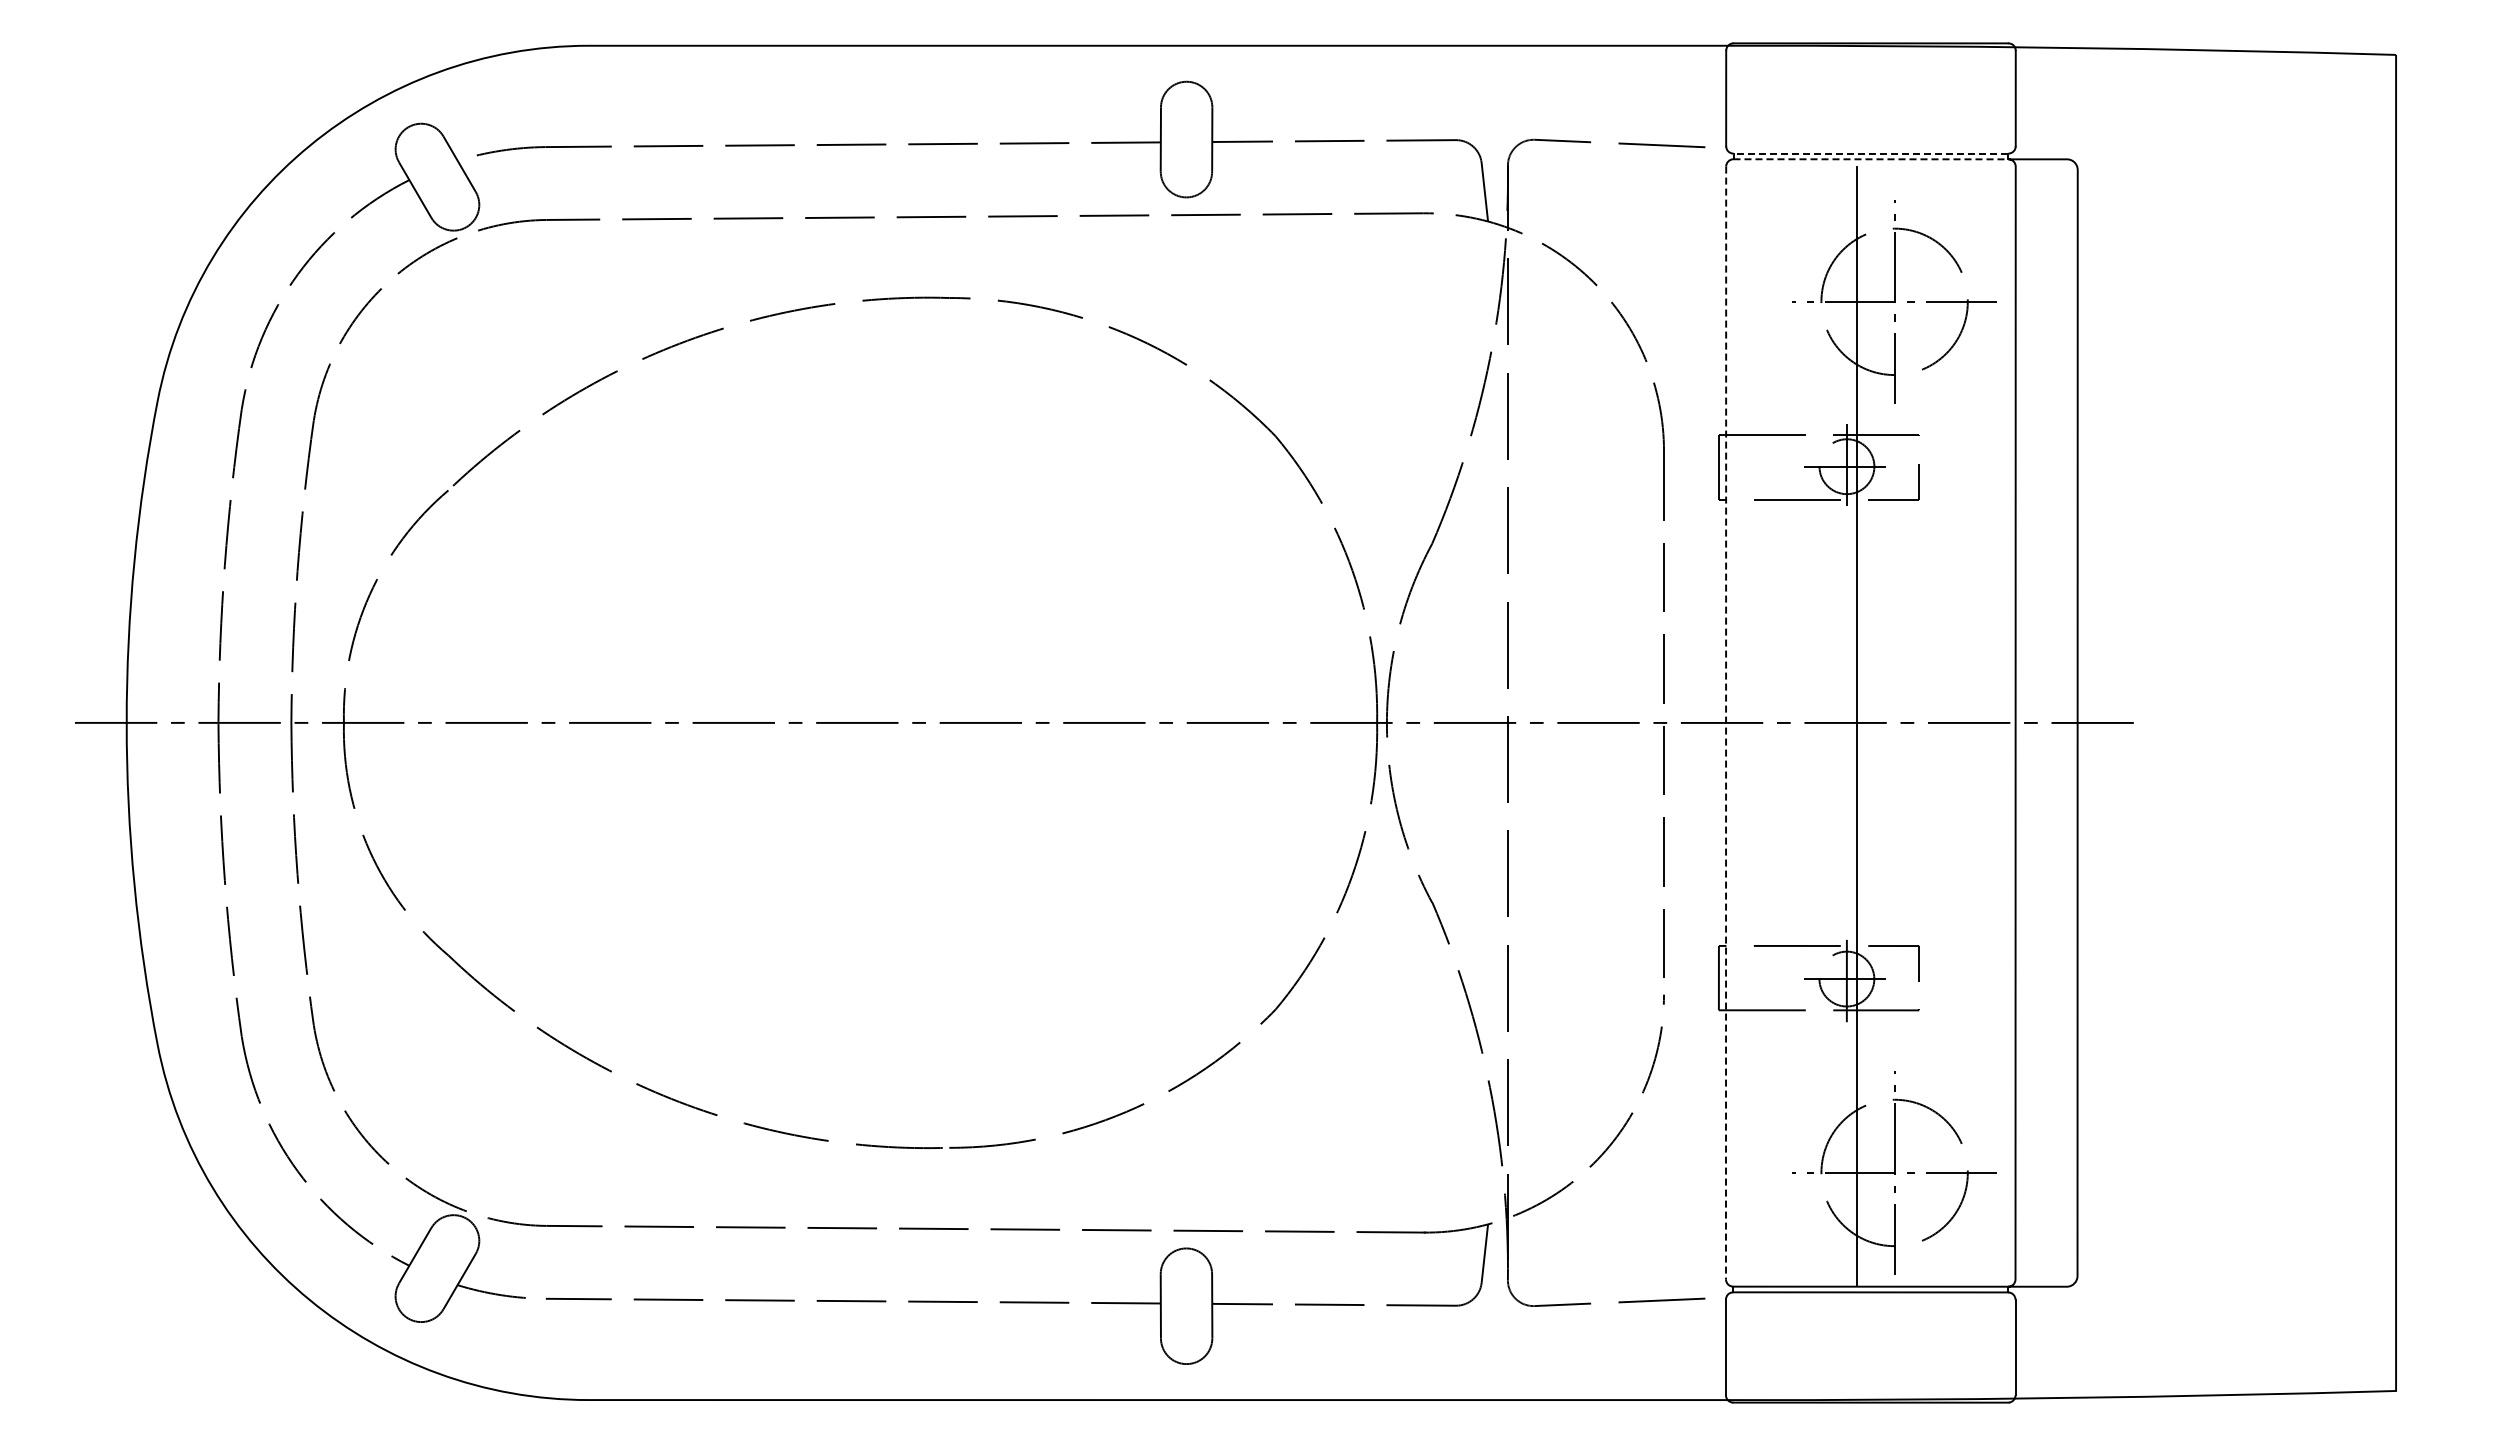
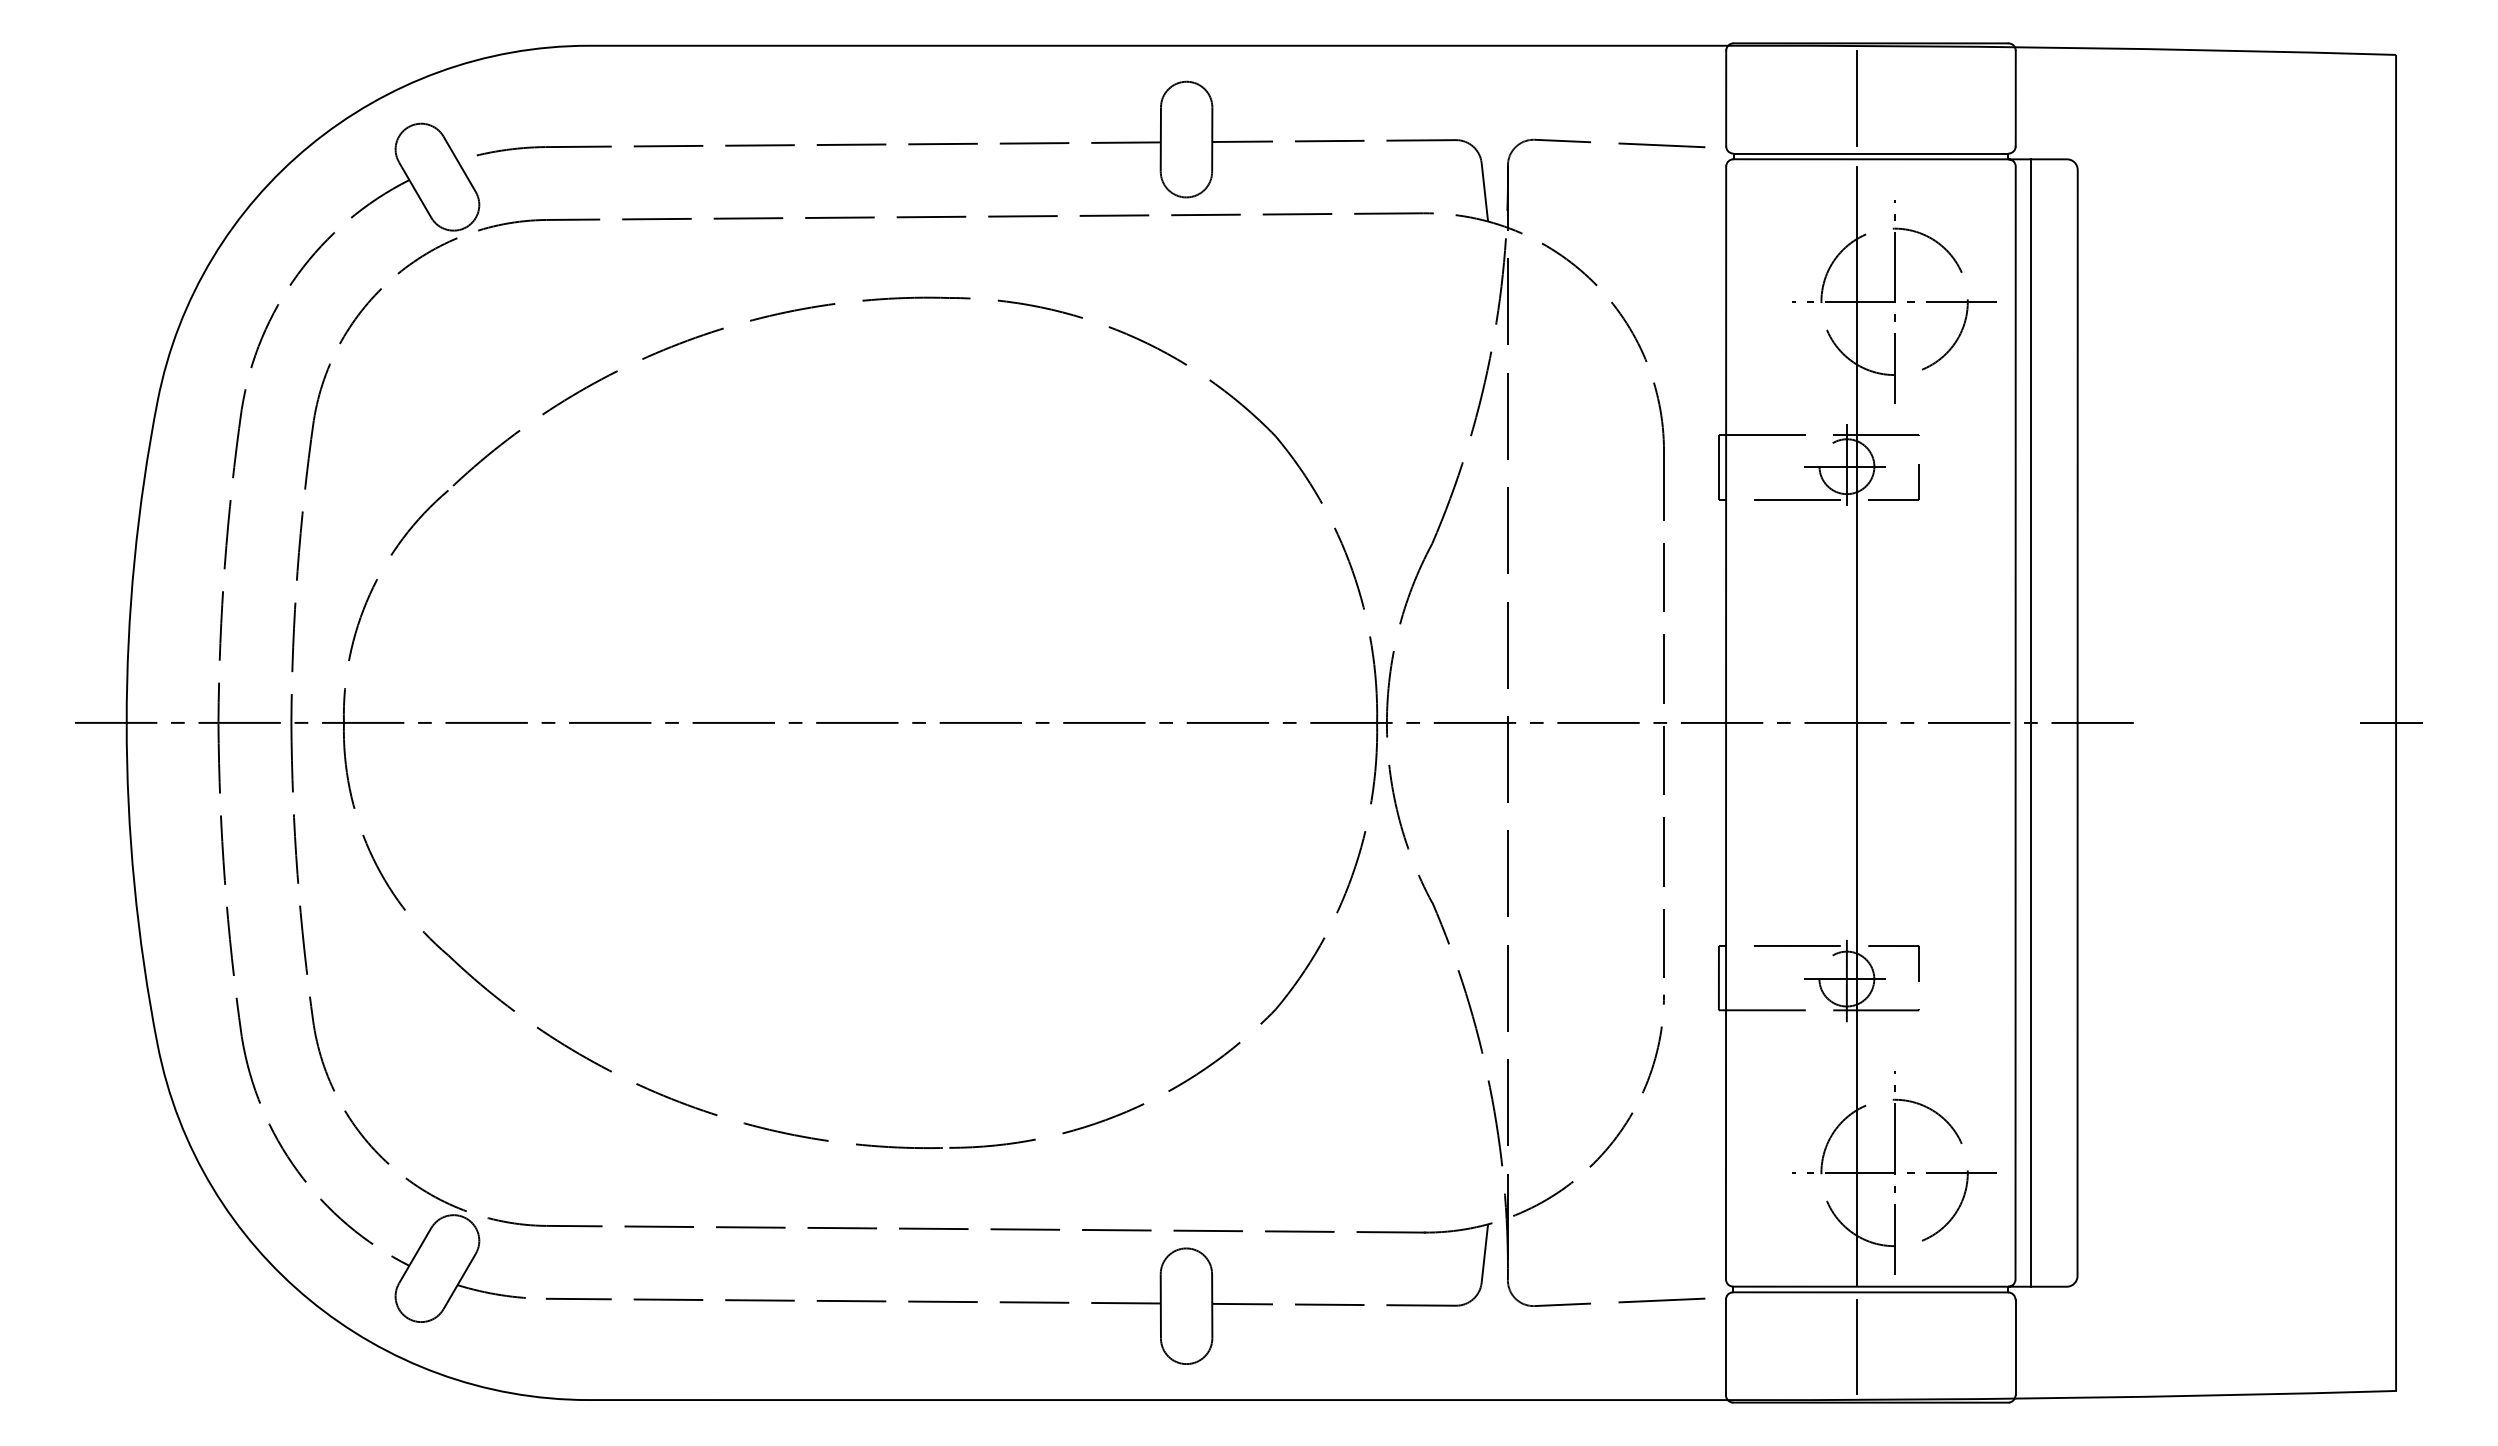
line: none -> present (1856, 98)
line: dashed -> solid (1870, 153)
line: dashed -> solid (1871, 159)
line: none -> present (2031, 722)
line: none -> present (2391, 722)
line: dashed -> solid (1726, 723)
line: none -> present (1856, 1346)
